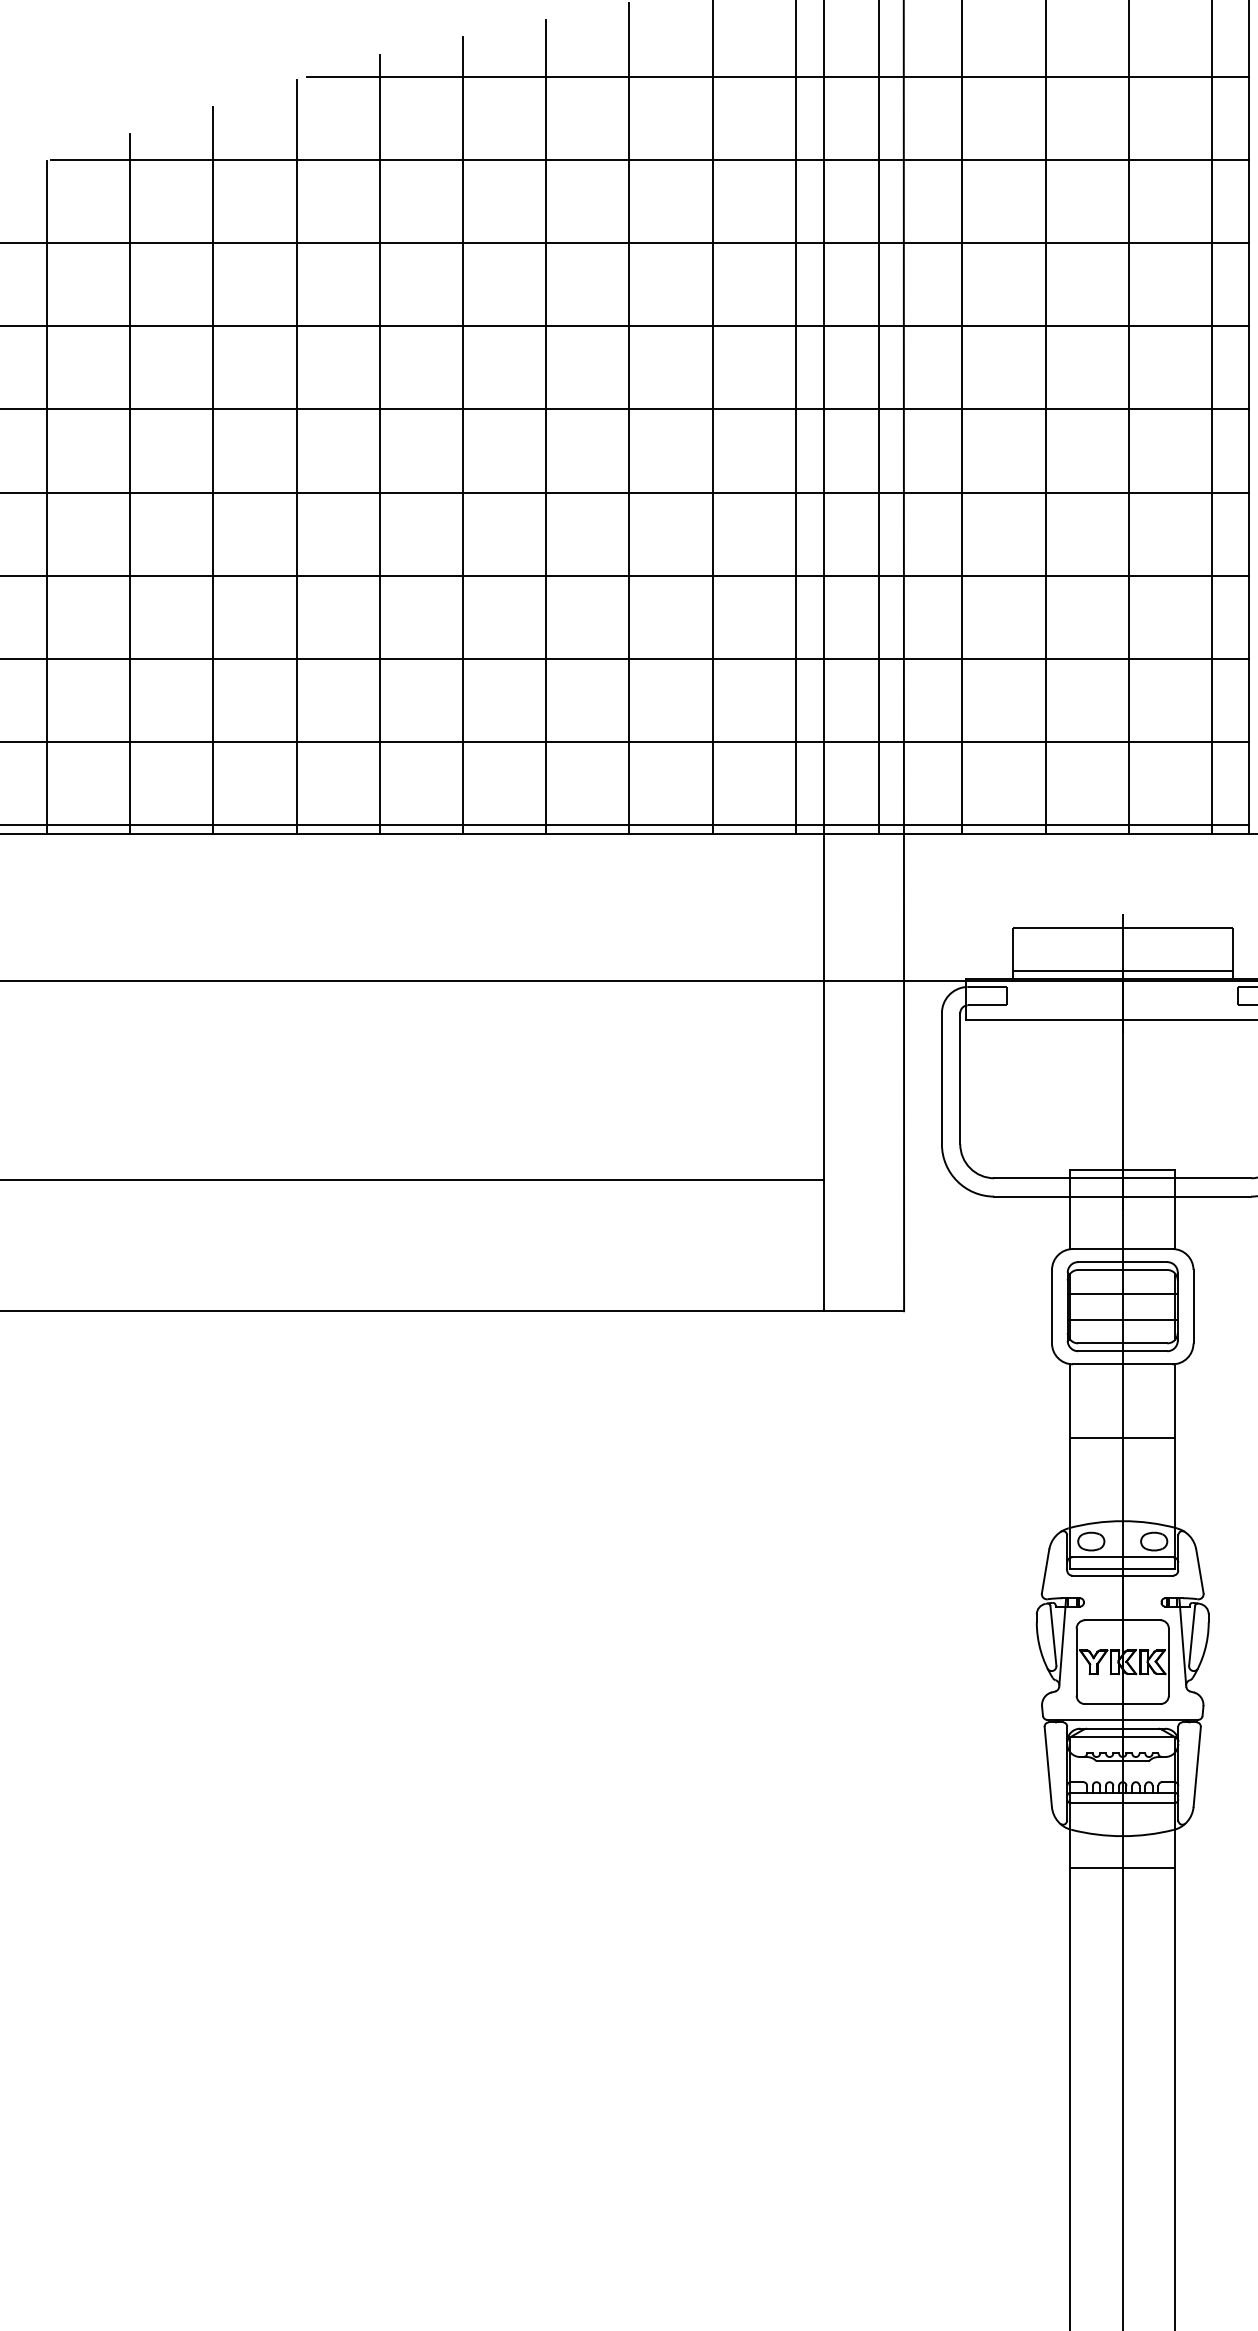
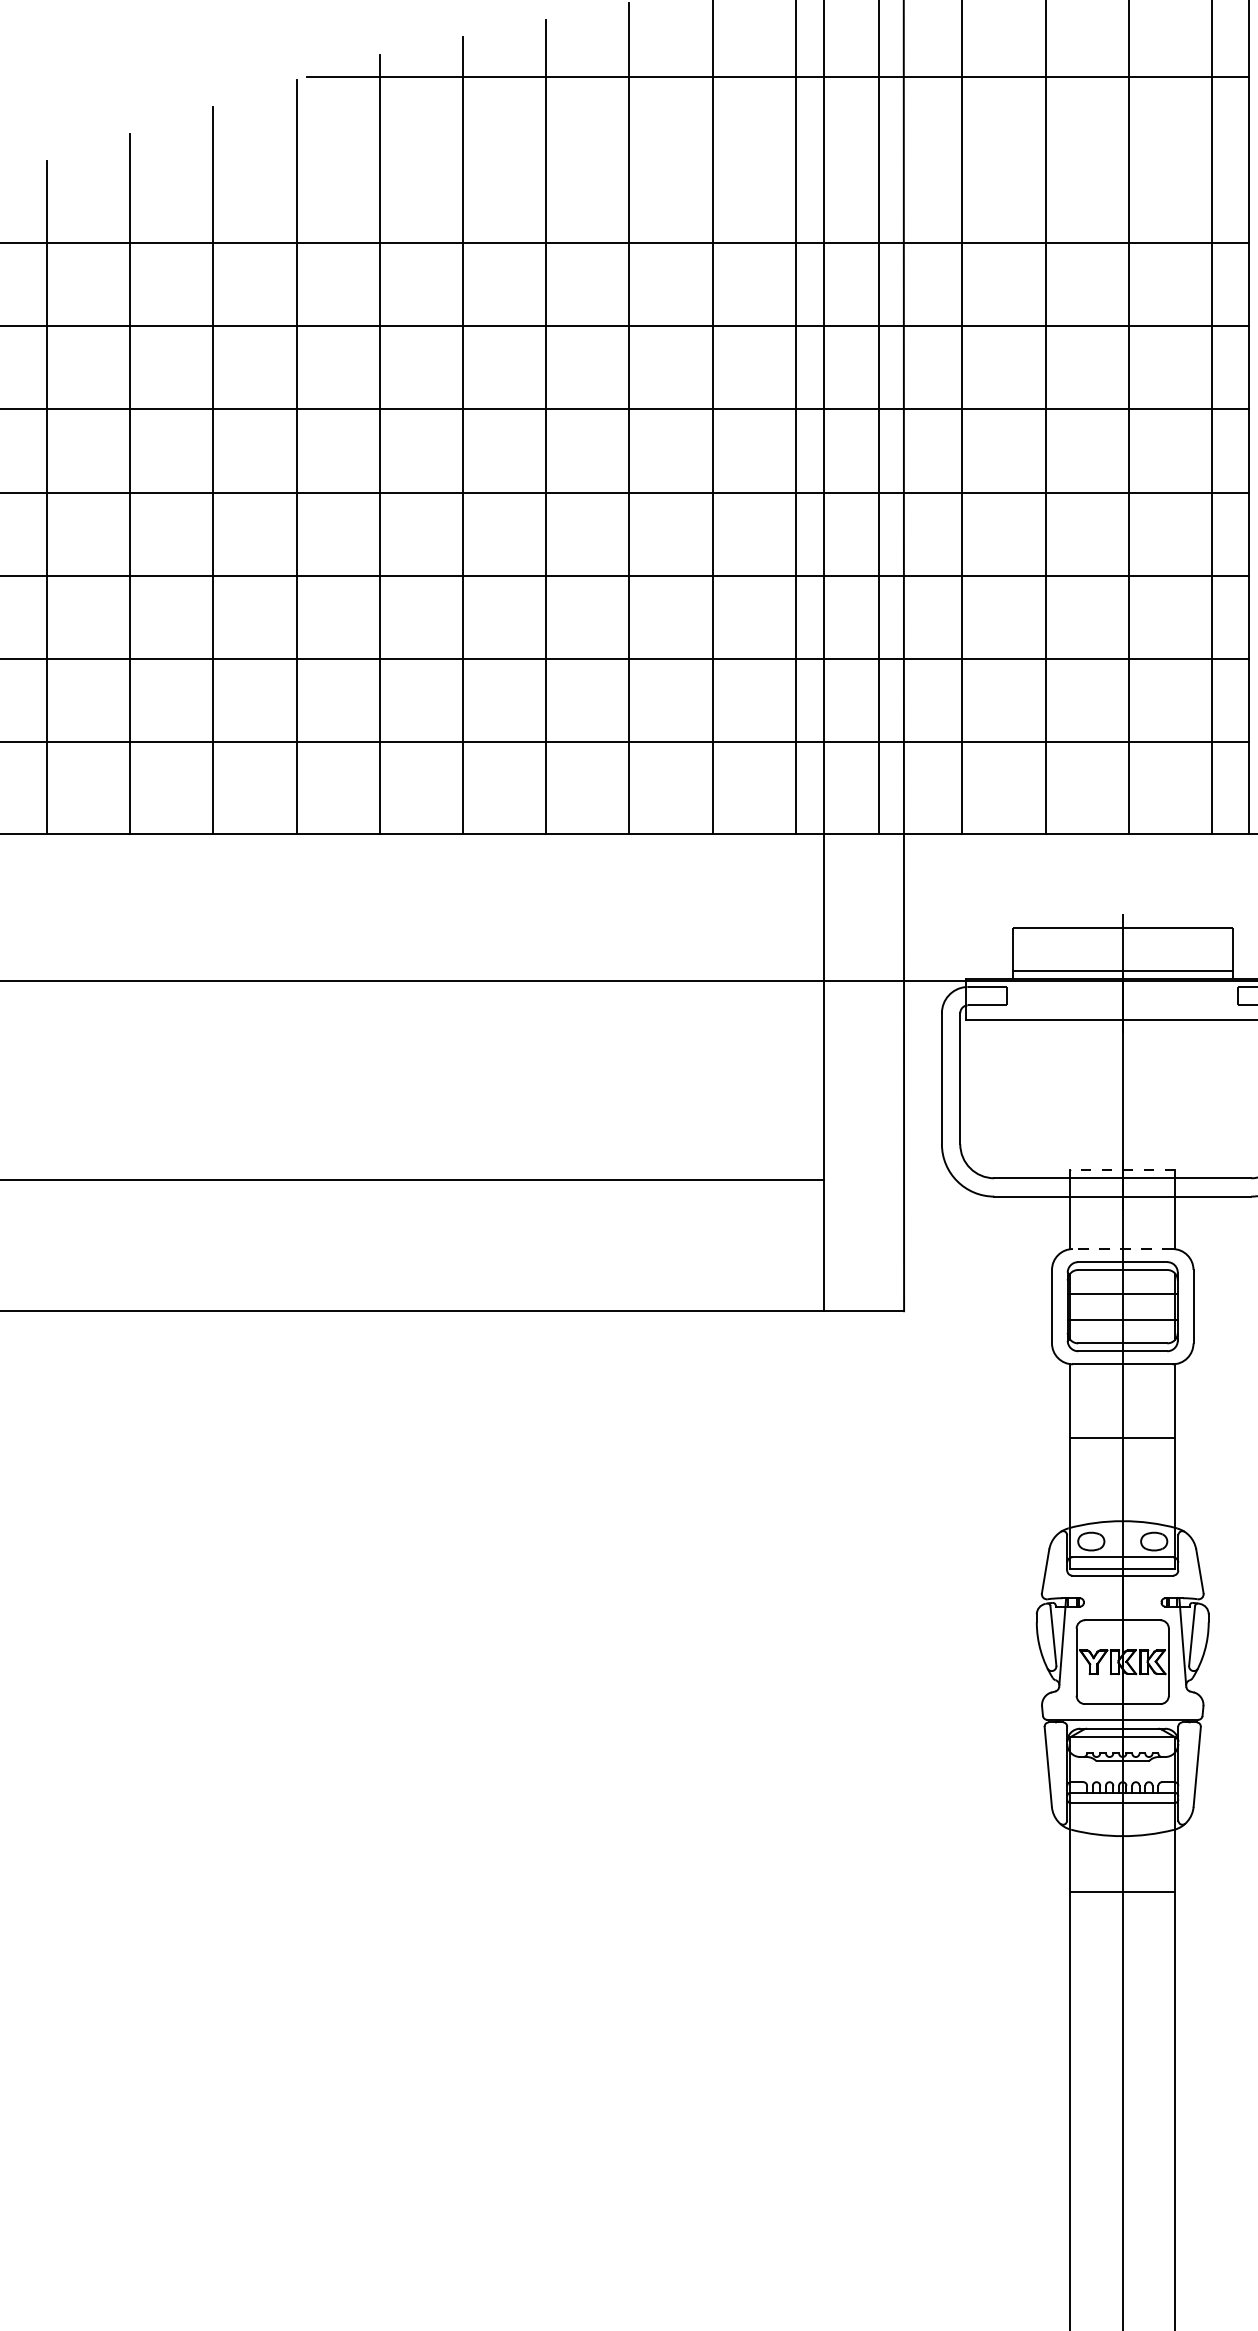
line: present -> none (649, 159)
line: present -> none (625, 825)
line: solid -> dashed (1122, 1170)
line: solid -> dashed (1122, 1249)
line position: (1122, 1867) -> (1122, 1891) (1122, 1891)
